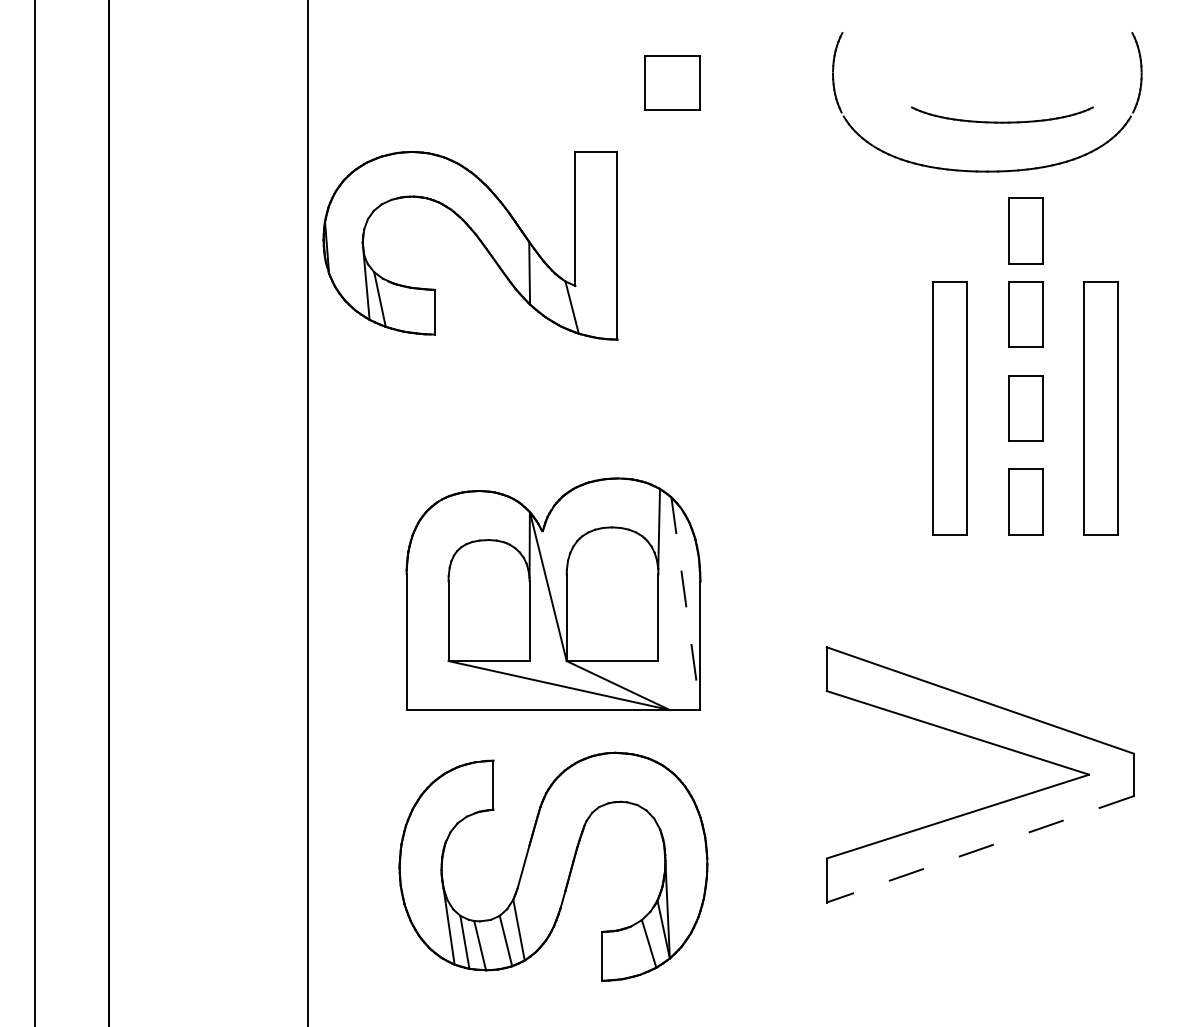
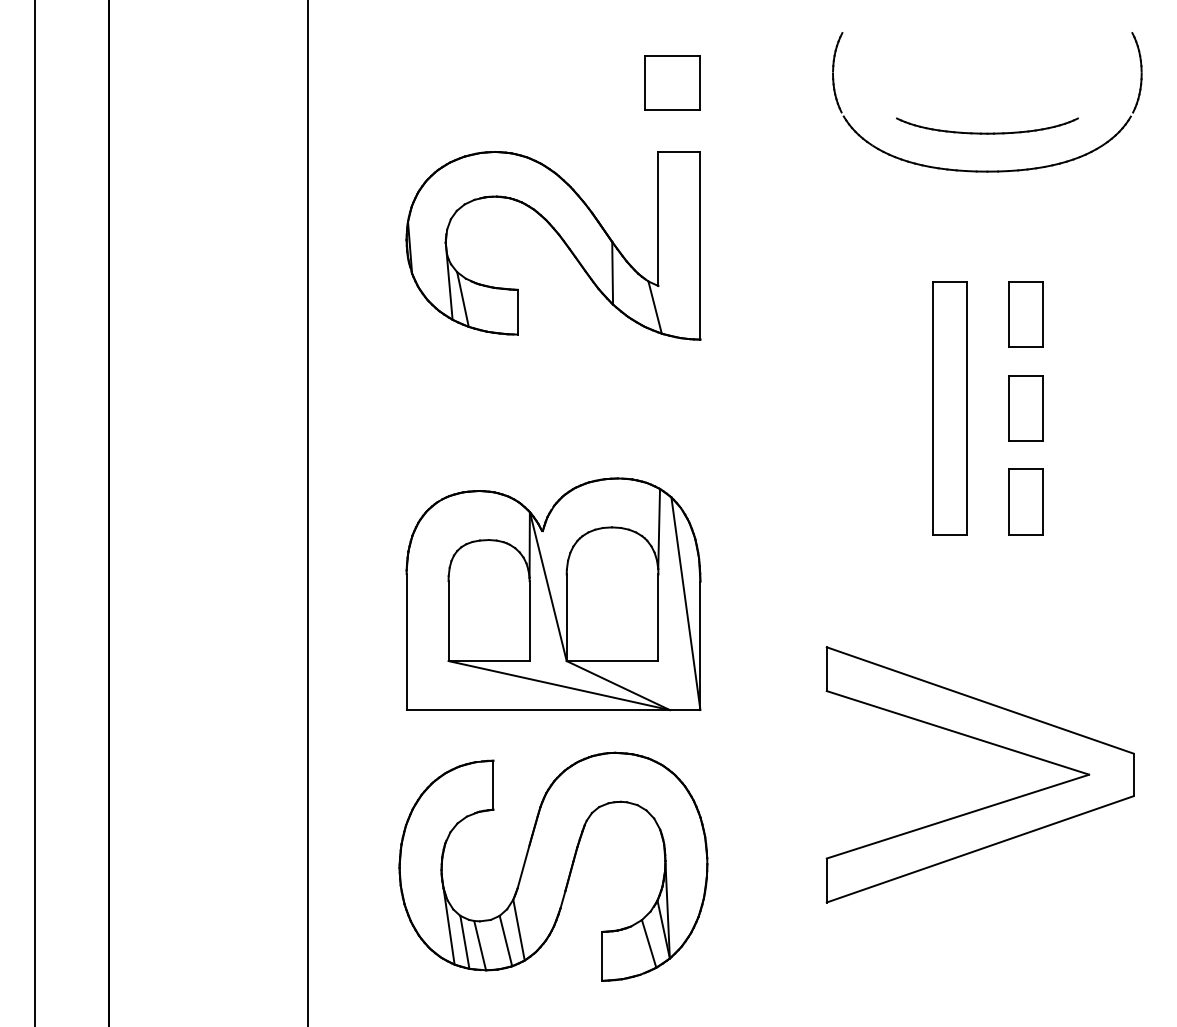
part position: (1002, 121) -> (987, 132) (987, 132)
part: present -> none (1025, 230)
part position: (479, 241) -> (562, 241) (562, 241)
part: present -> none (1100, 408)
line: dashed -> solid (685, 604)
line: dashed -> solid (979, 849)
